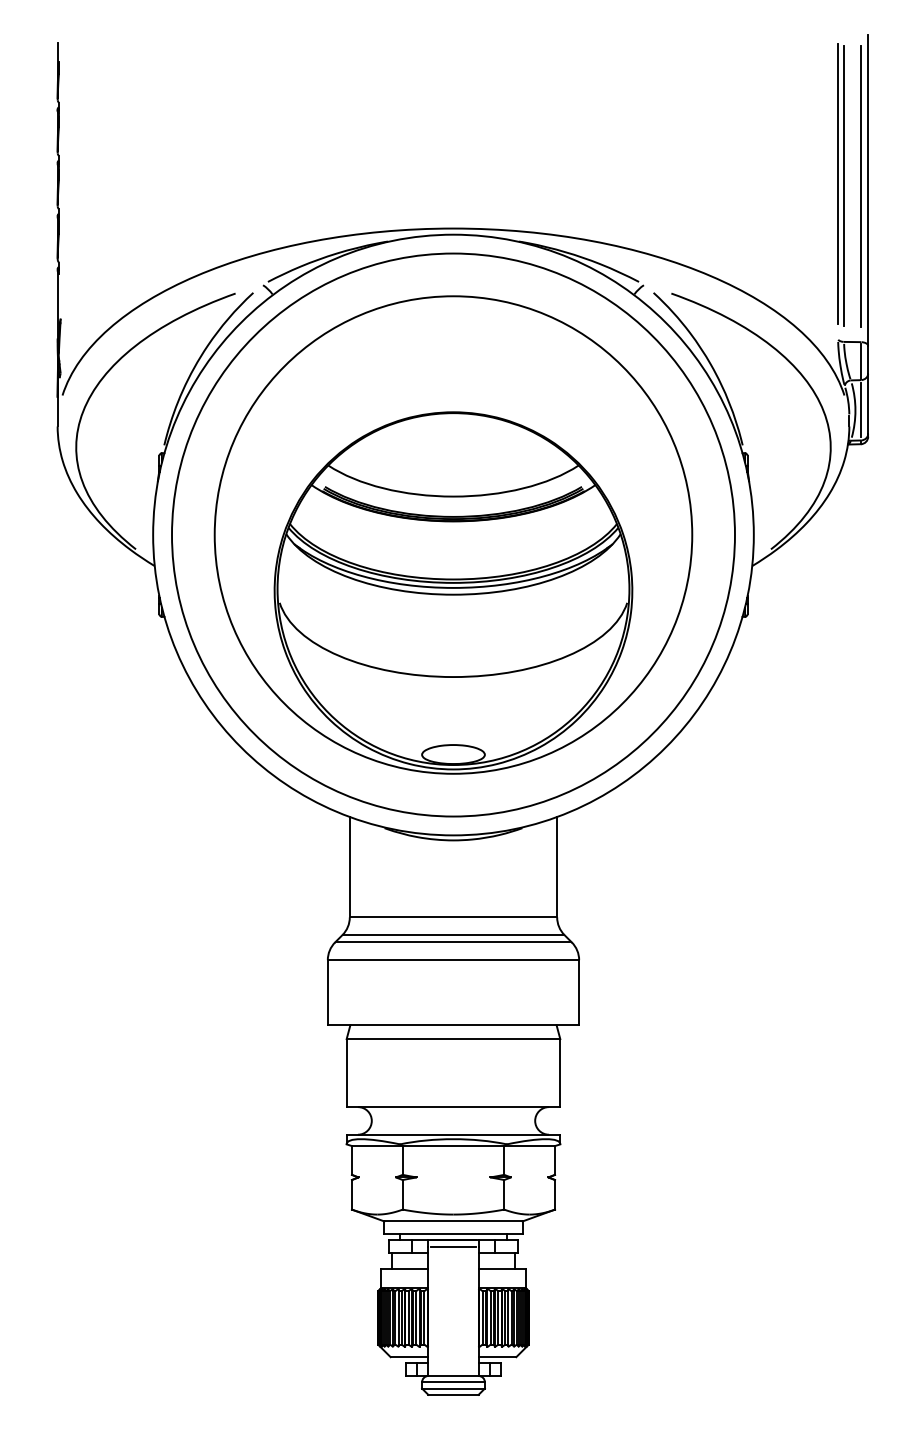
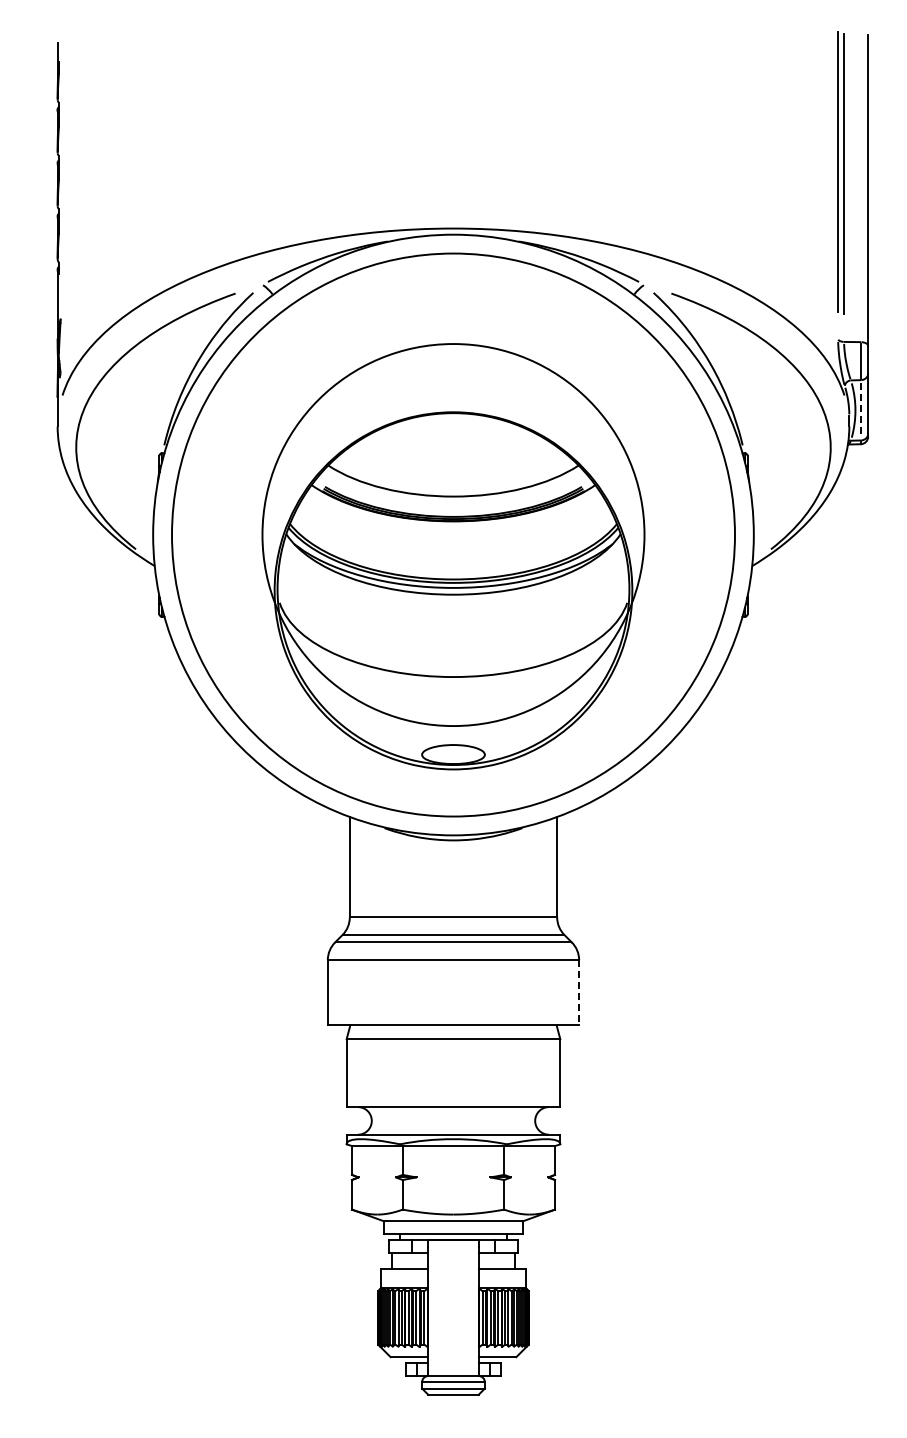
part position: (840, 184) -> (840, 172) (840, 172)
line: present -> none (860, 186)
line: solid -> dashed (860, 410)
circle diameter: 478 px -> 382 px (453, 535)
line: solid -> dashed (579, 993)
line: present -> none (453, 1247)
